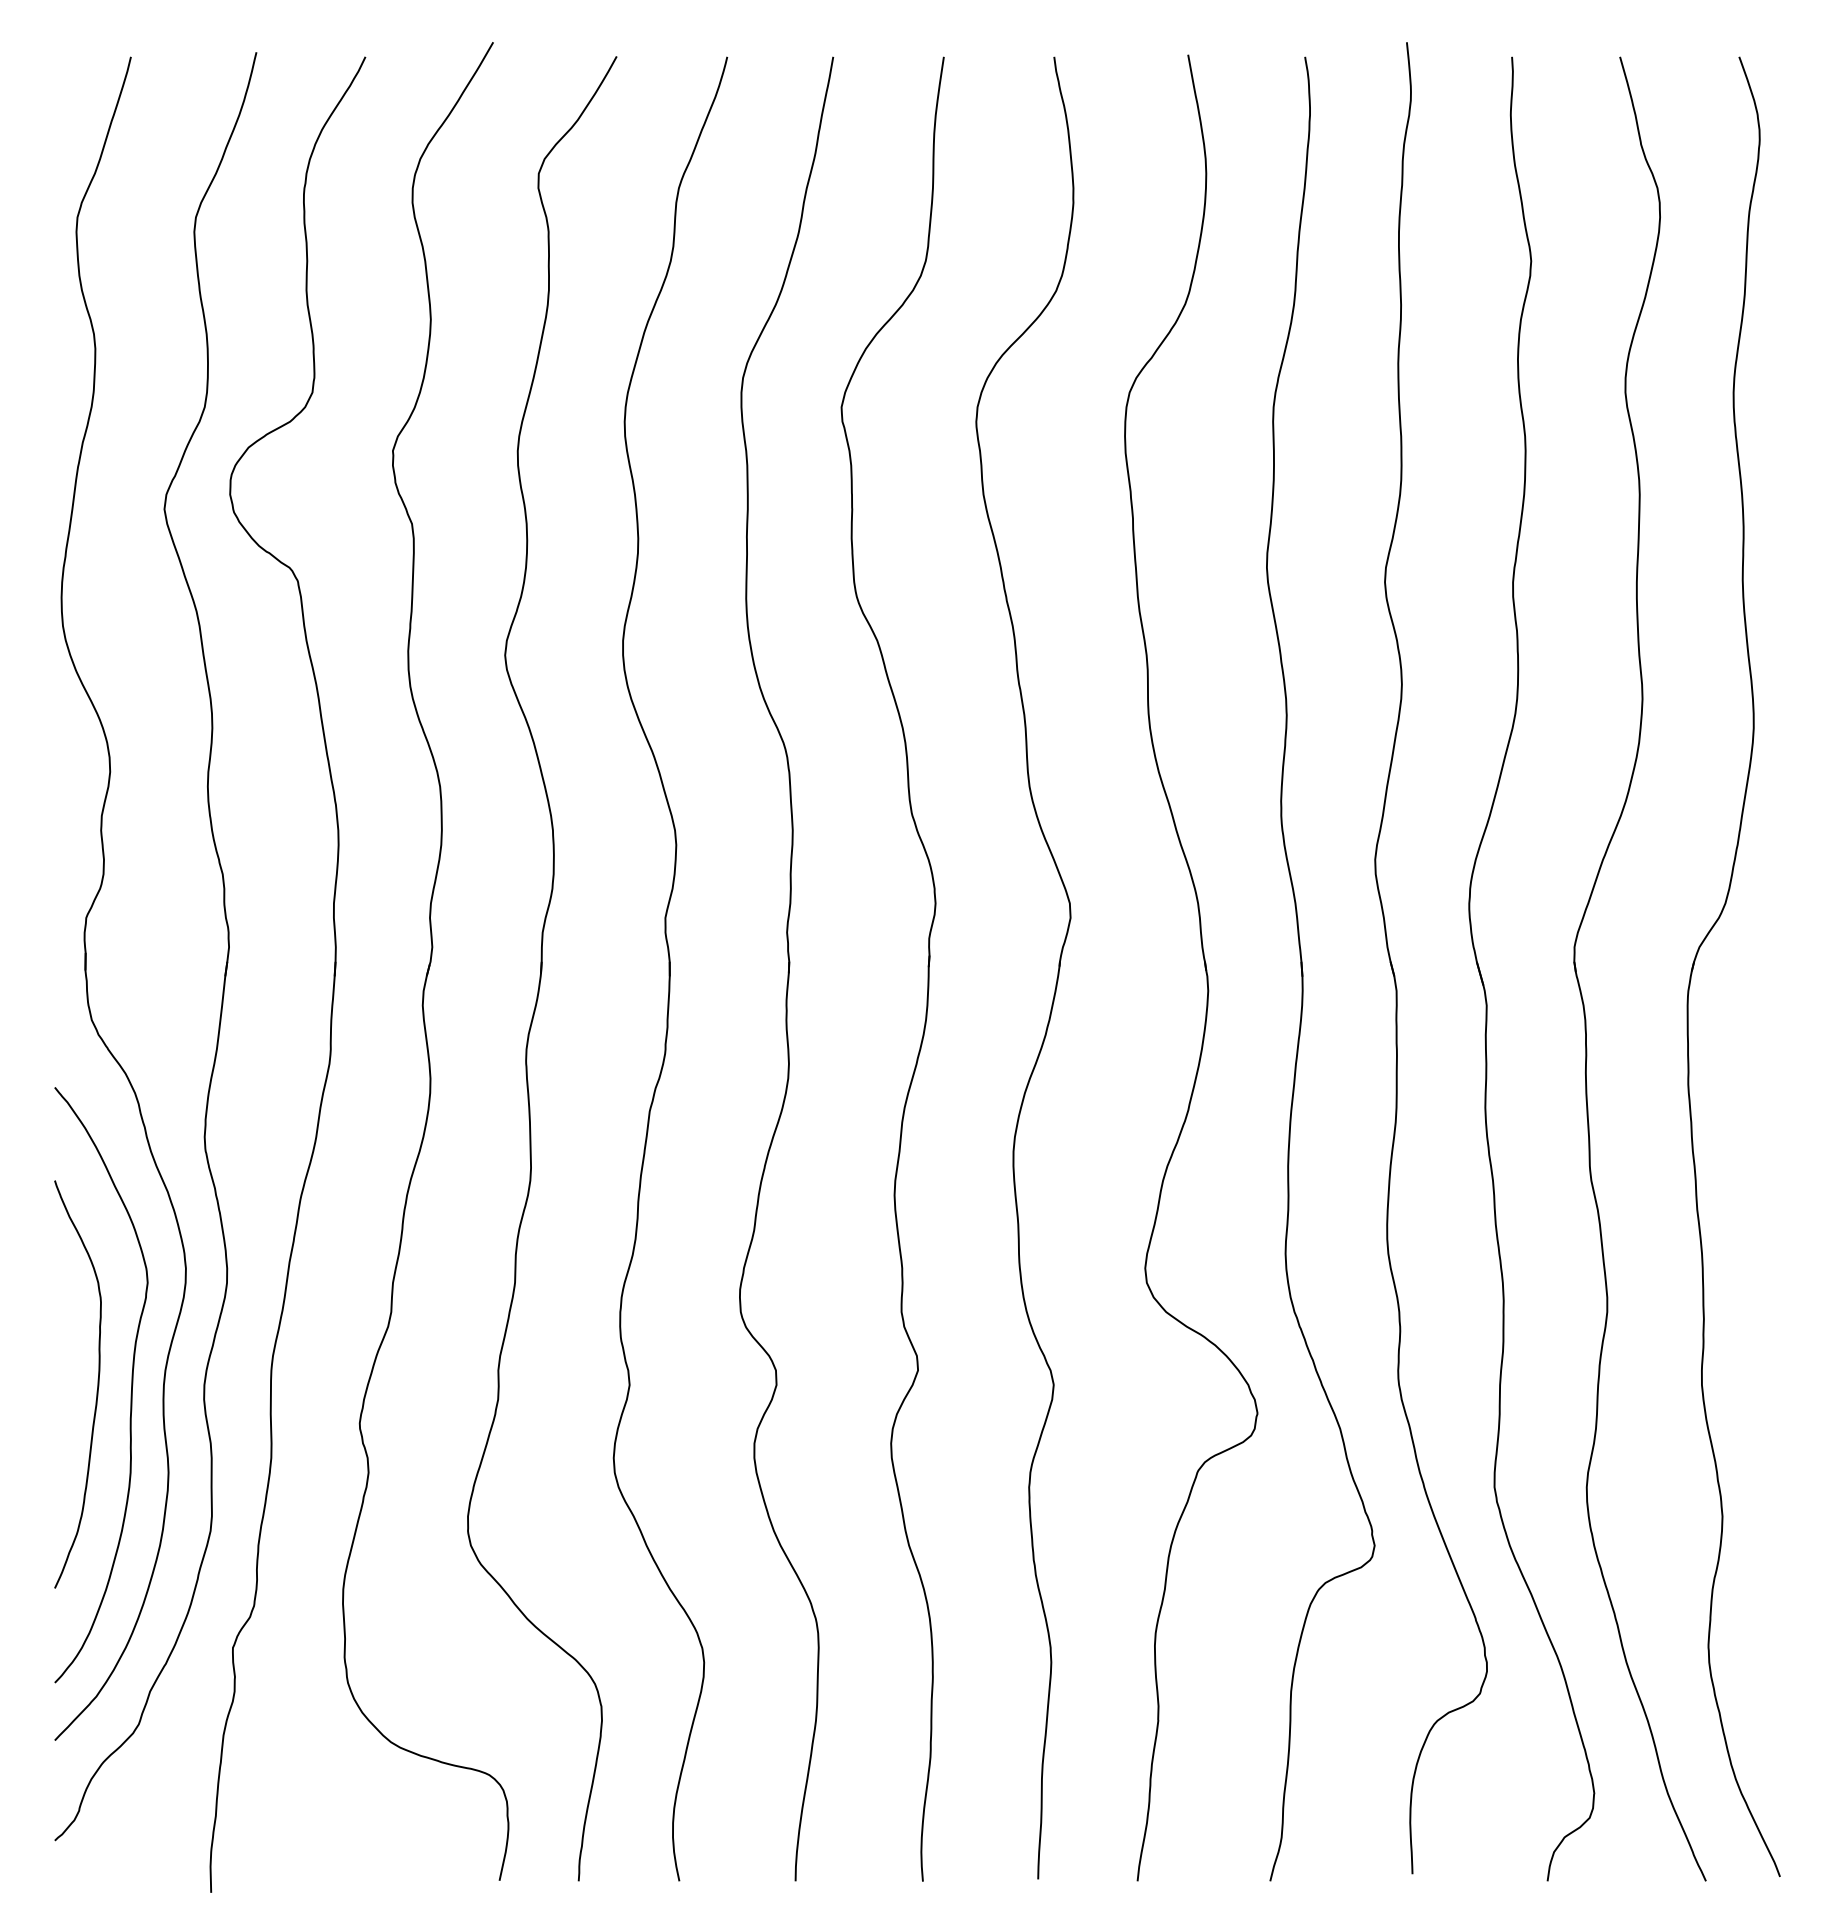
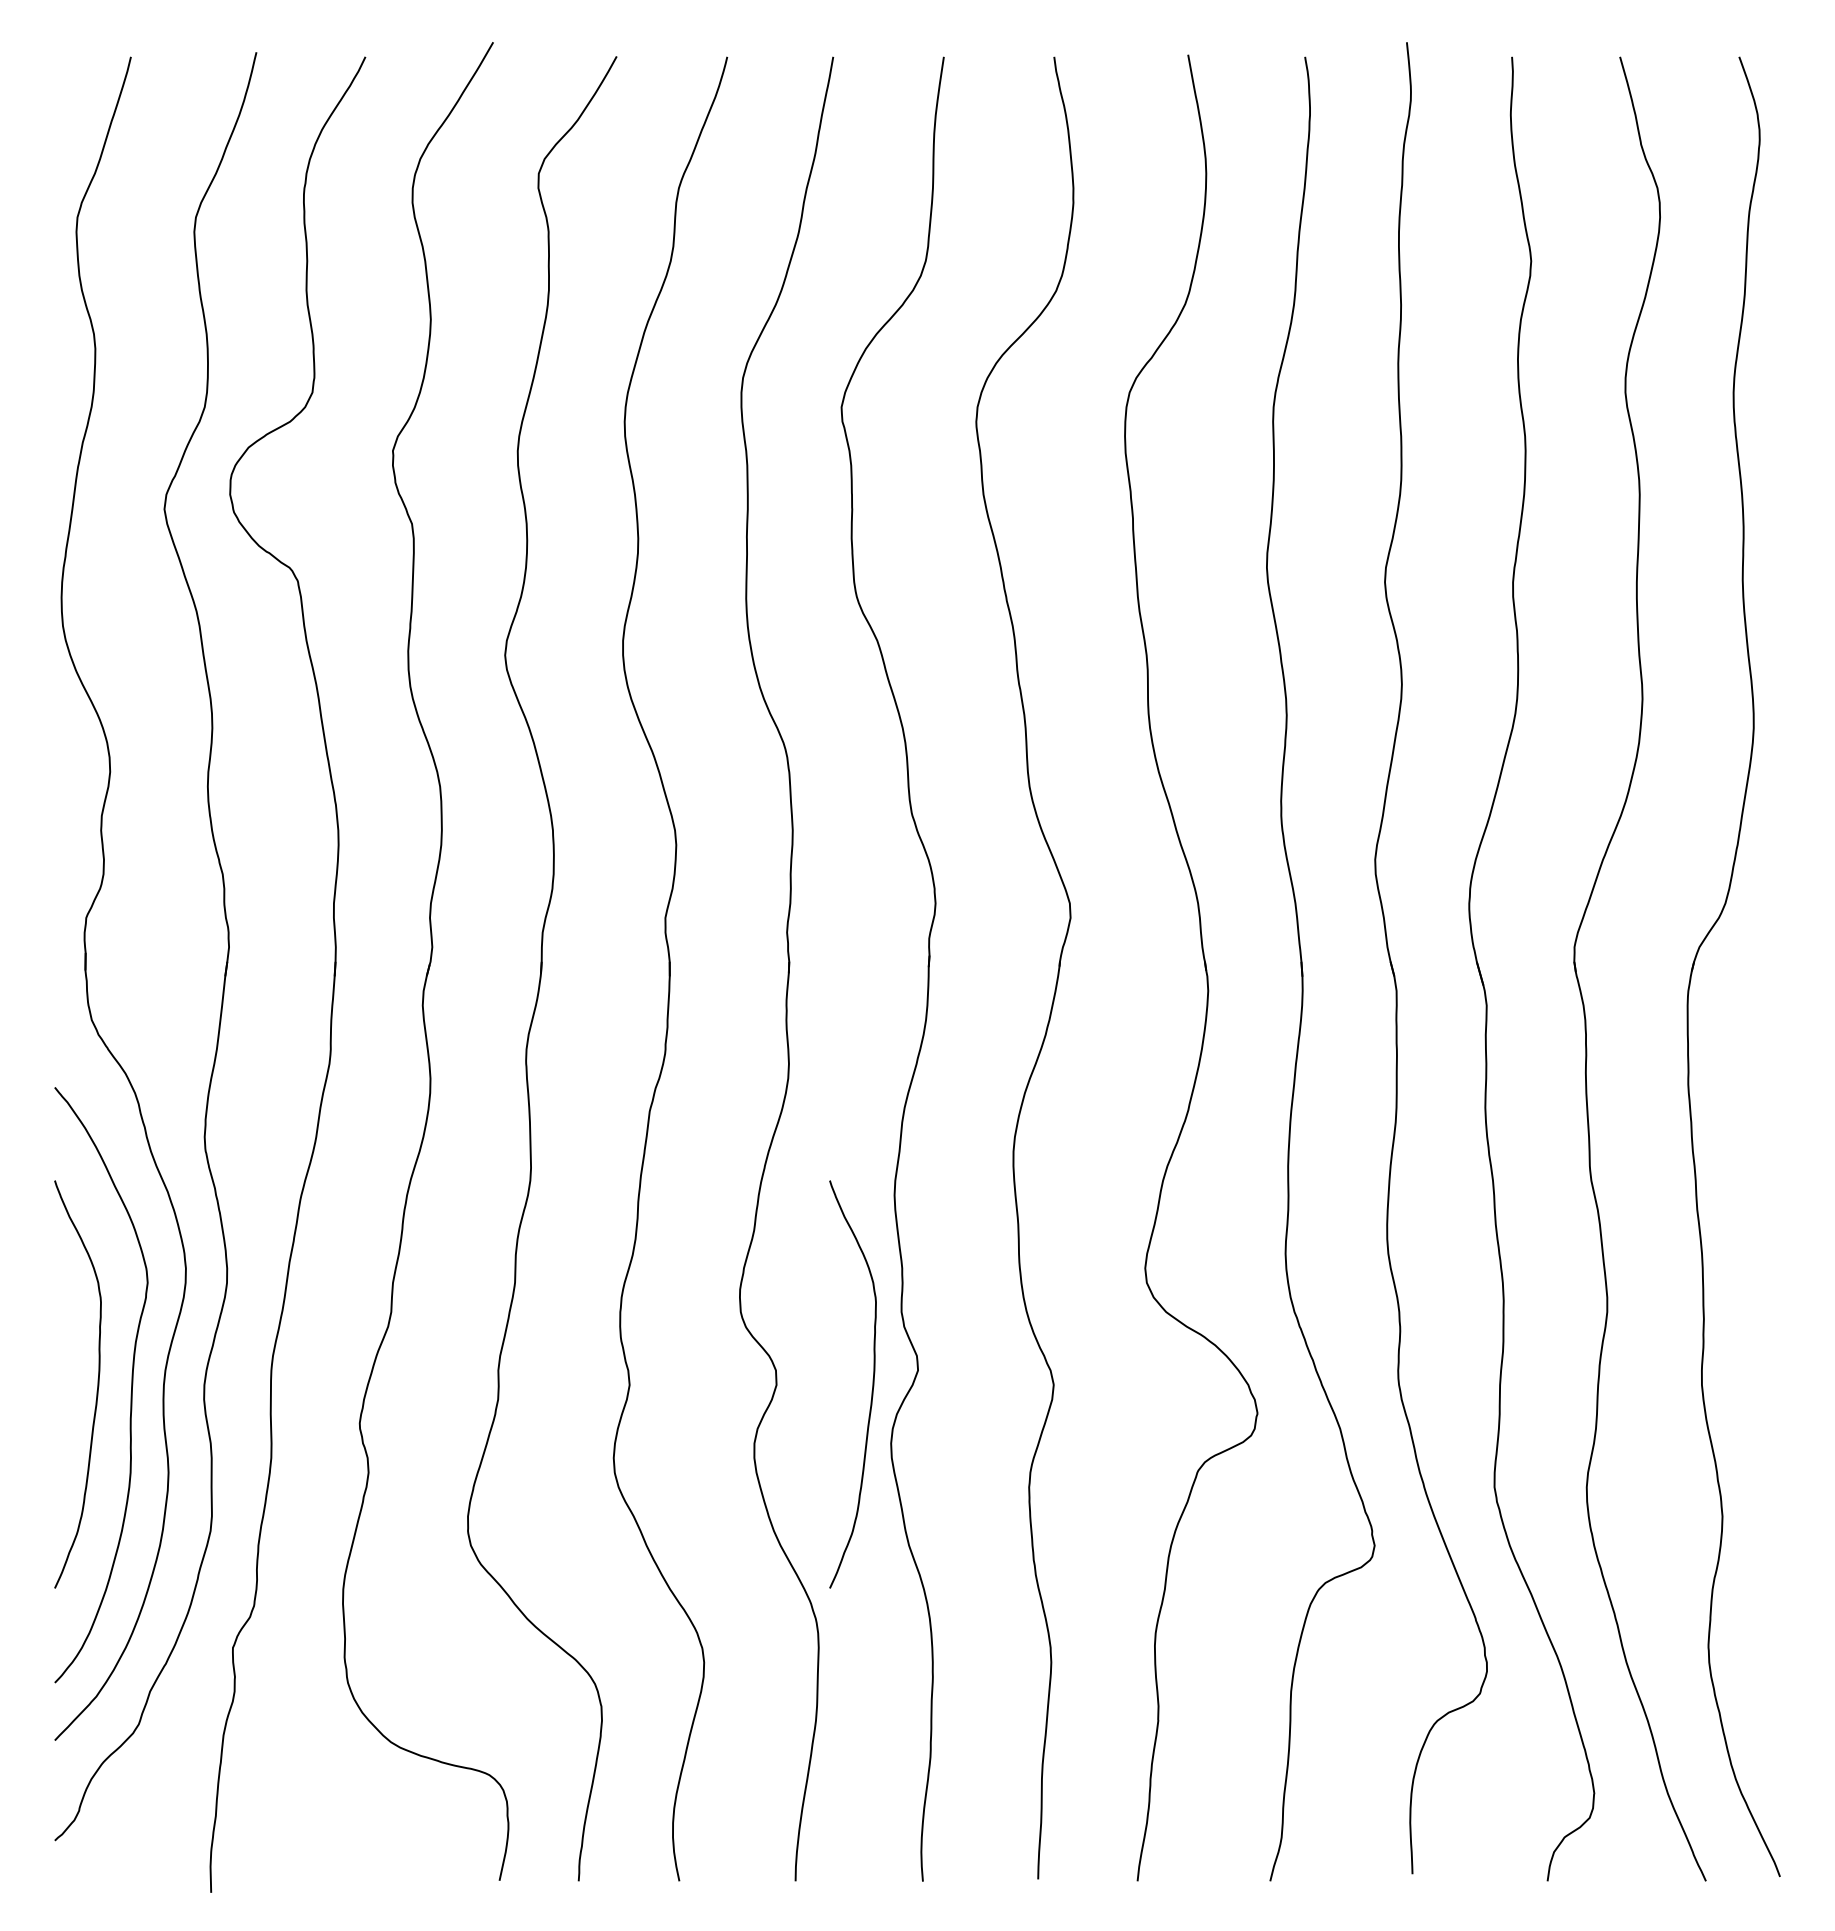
curve: none -> present (871, 1390)
